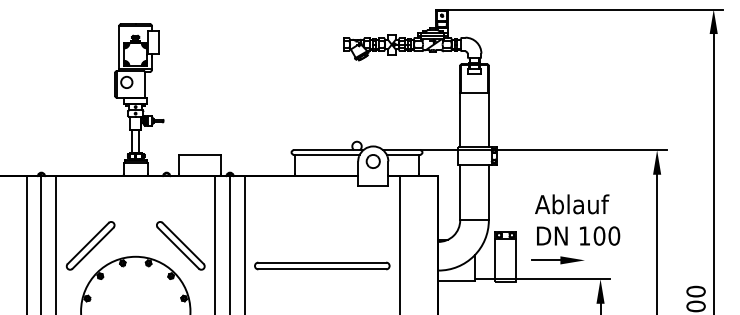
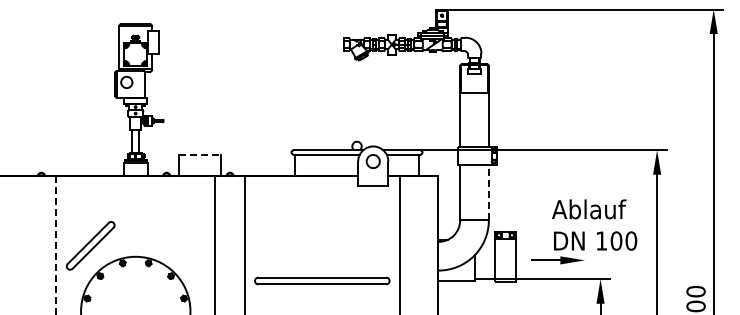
line: solid -> dashed (199, 154)
line: solid -> dashed (488, 192)
text position: (577, 219) -> (594, 224) (594, 224)
line: present -> none (41, 242)
line: present -> none (230, 242)
line: present -> none (26, 243)
line: solid -> dashed (56, 245)
part: present -> none (180, 245)
part position: (322, 265) -> (322, 280) (322, 280)
